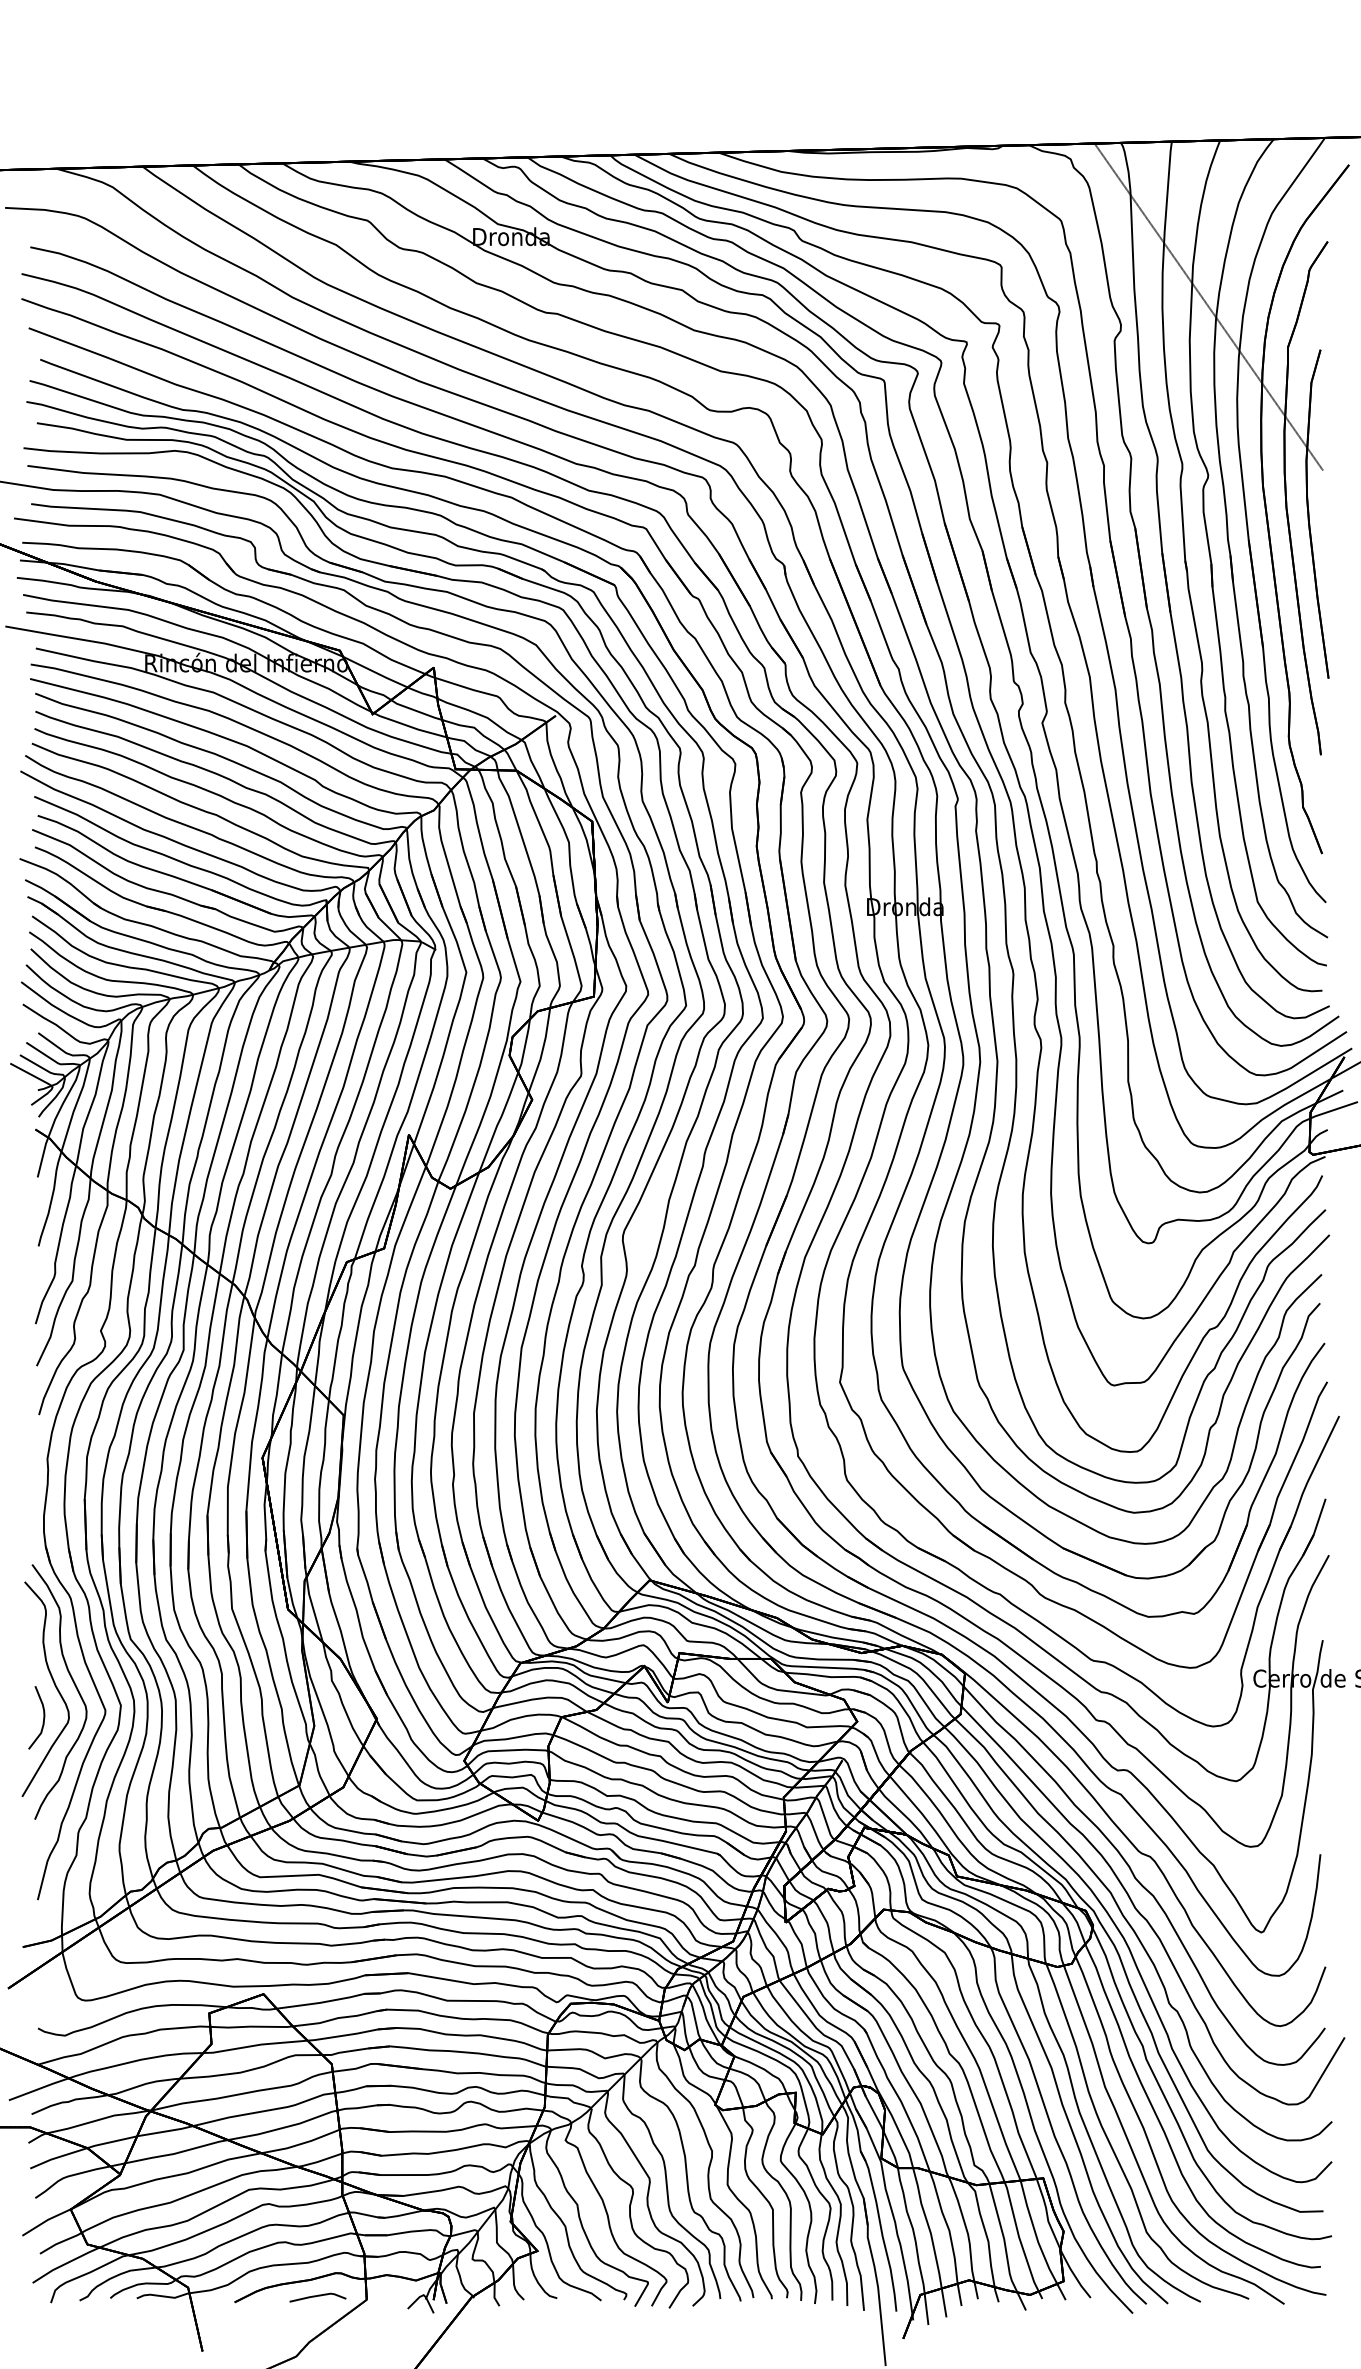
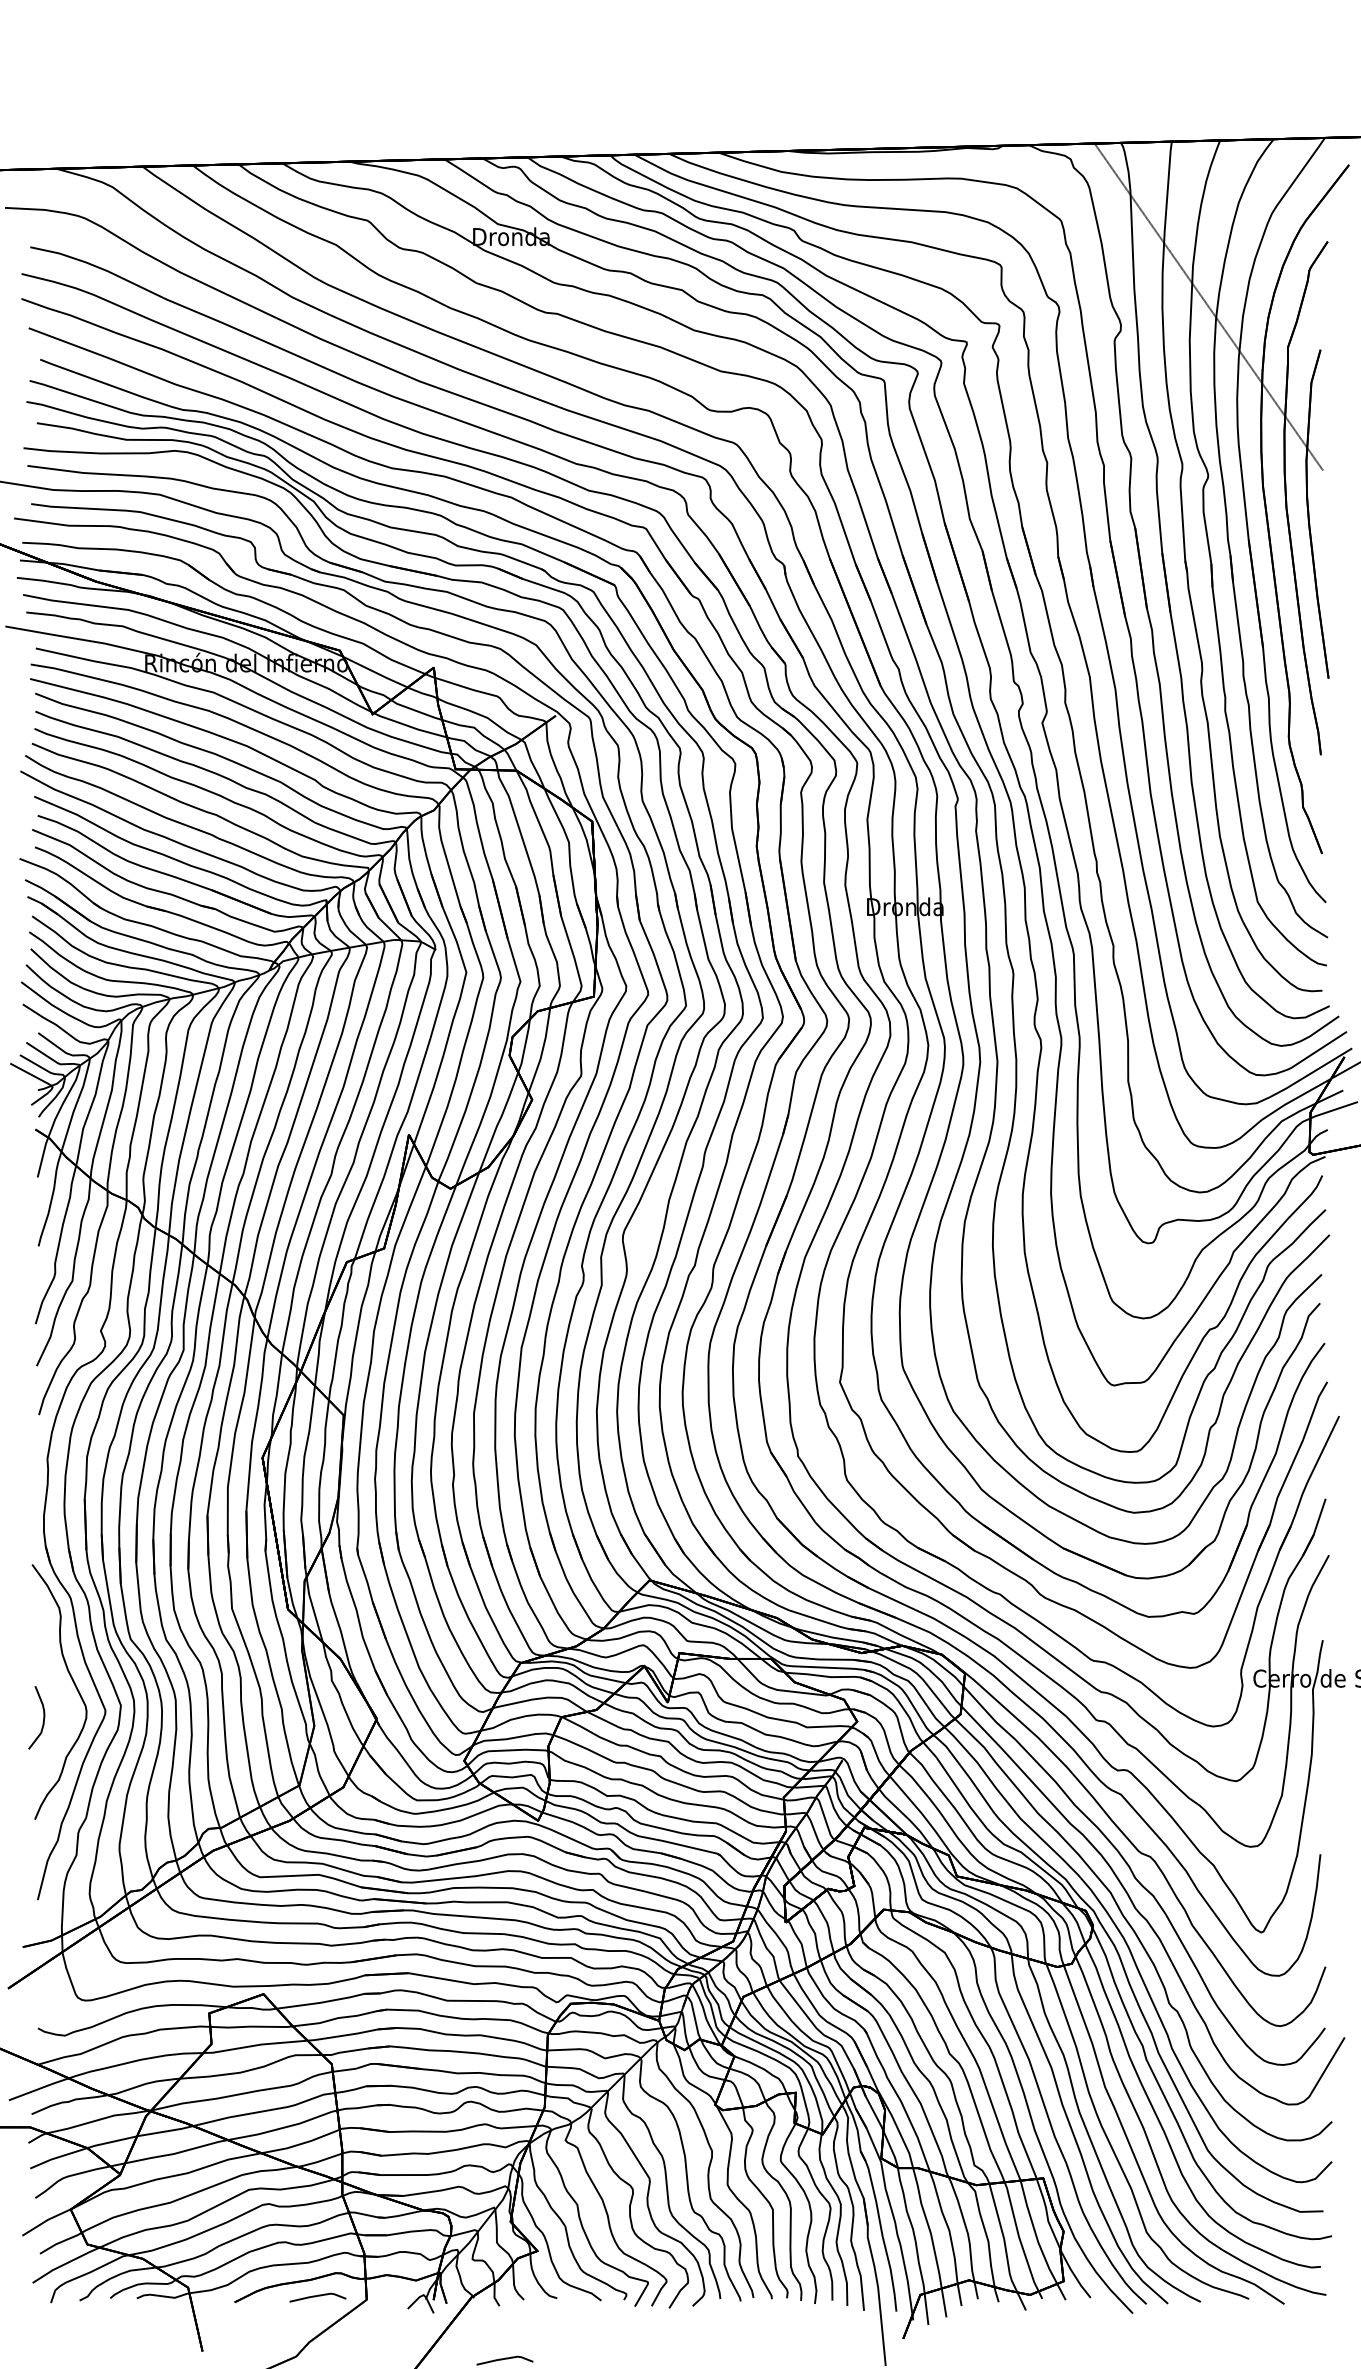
curve: present -> none (53, 1683)
line: none -> present (504, 2359)
